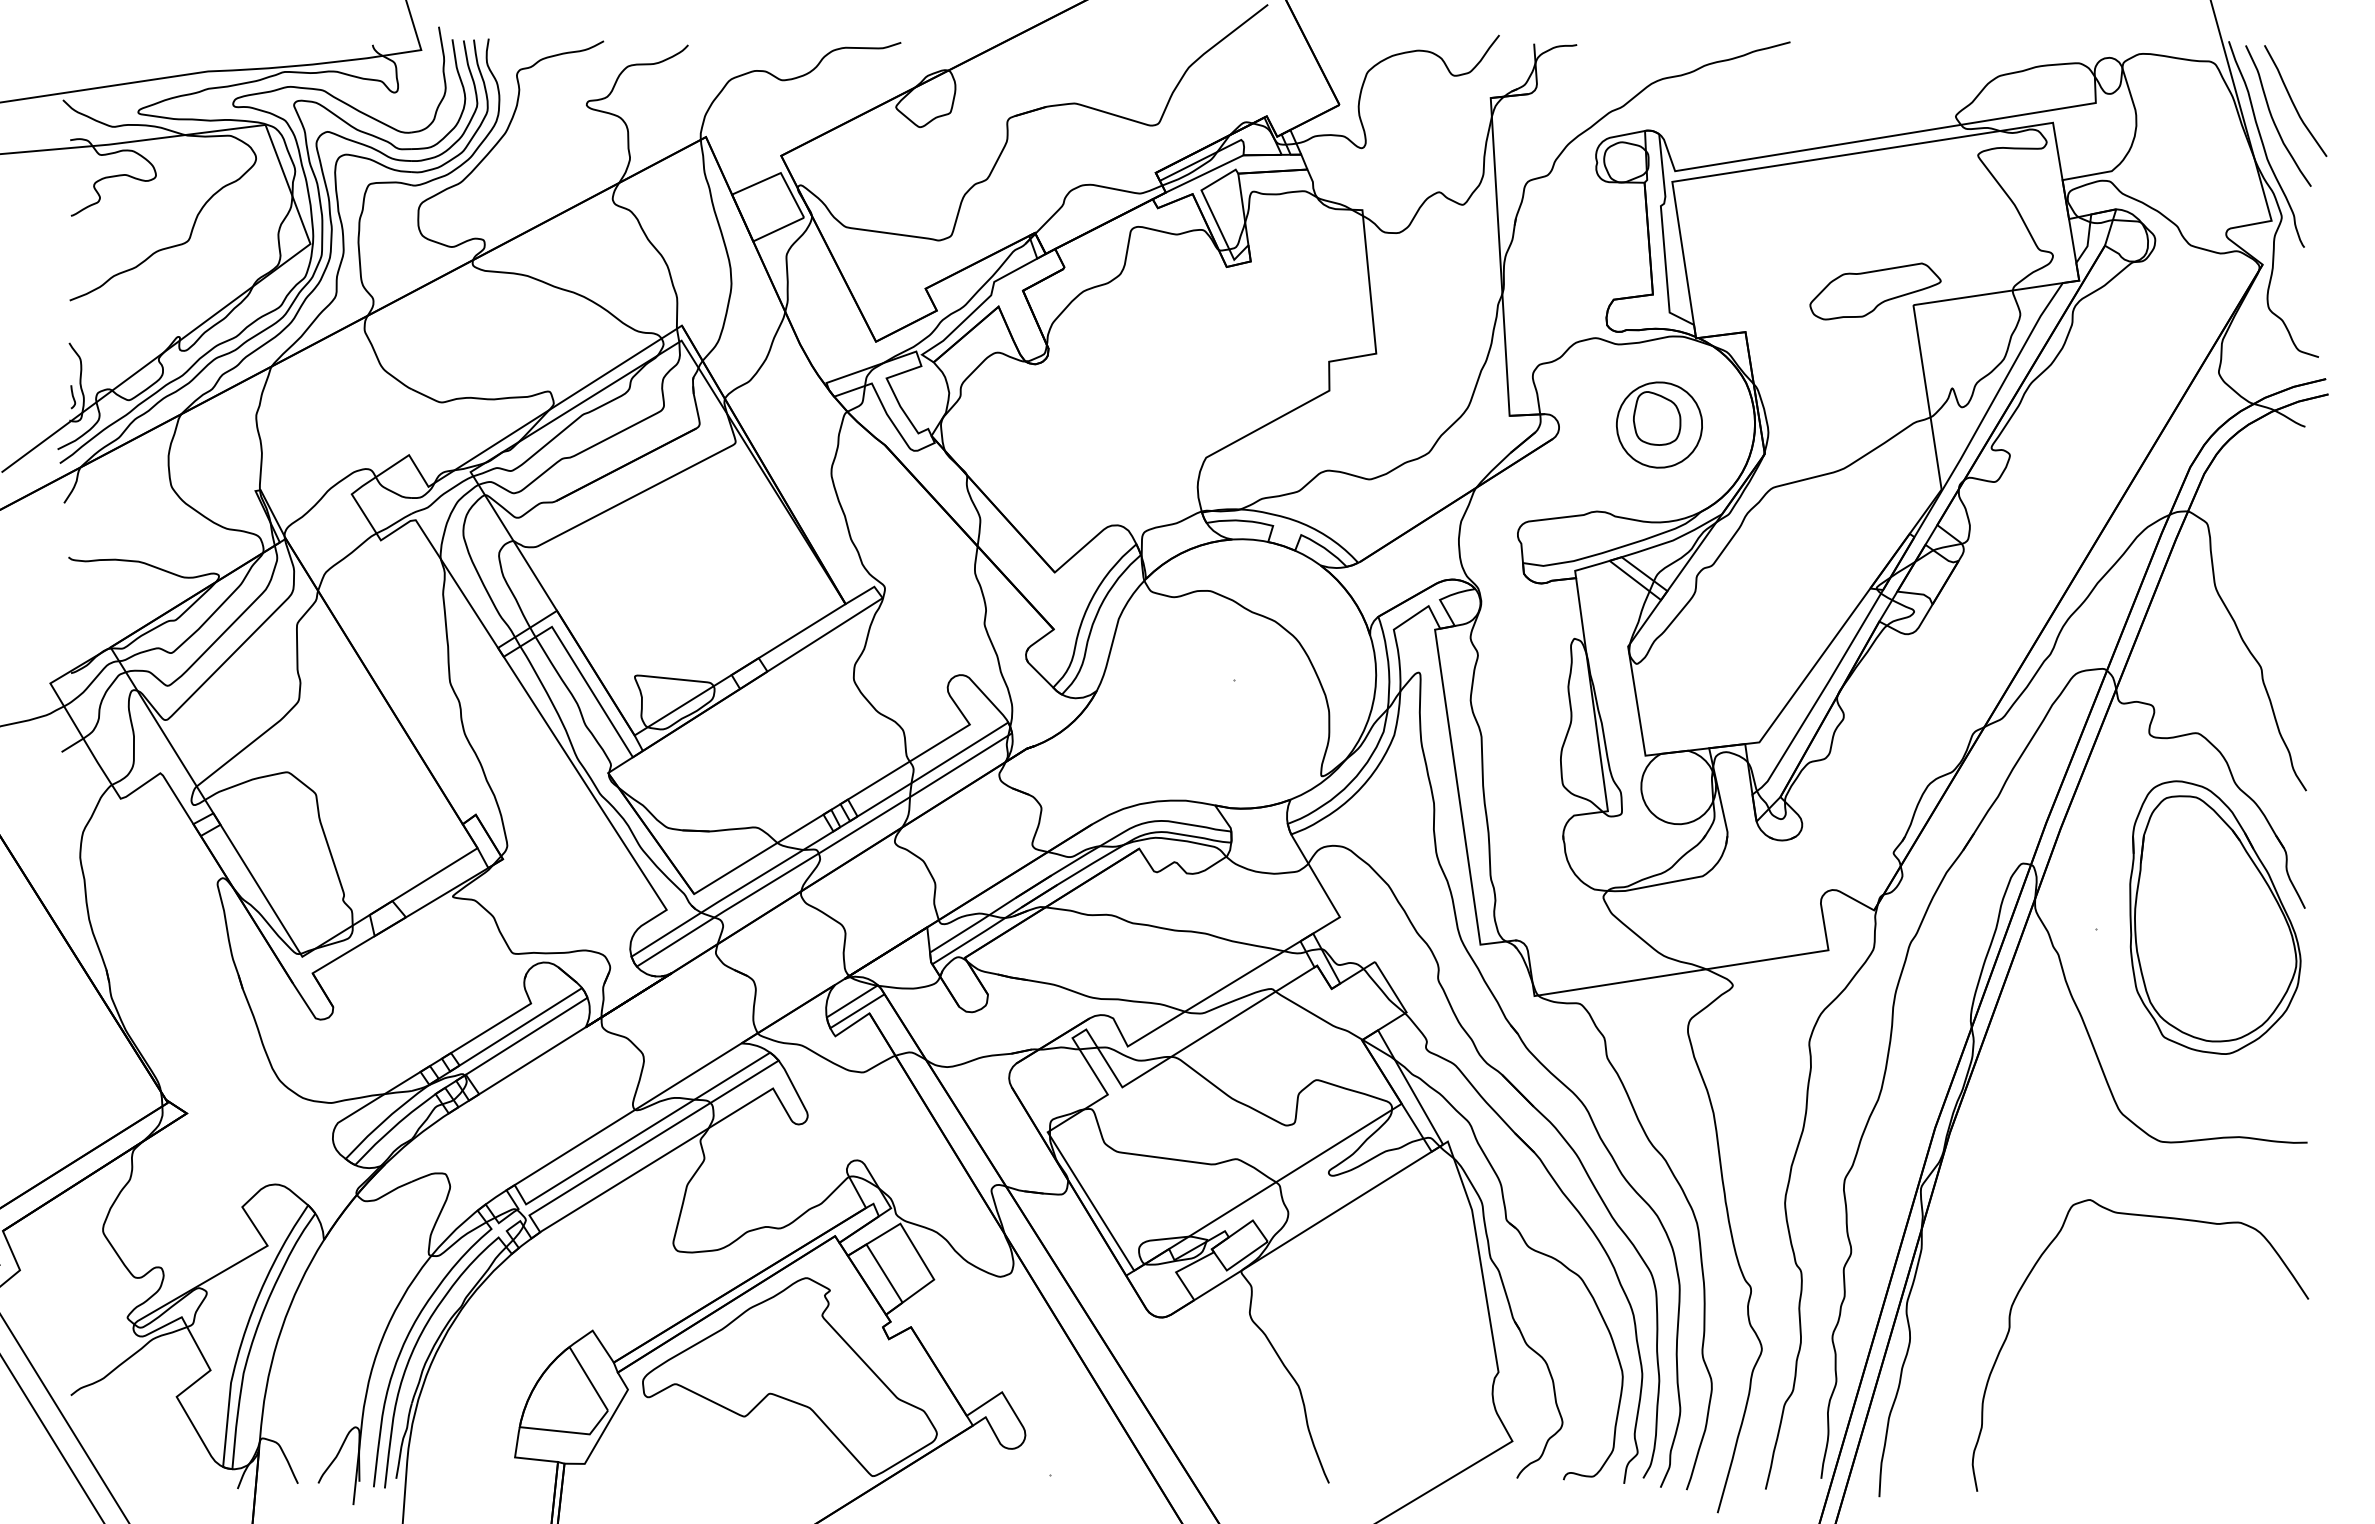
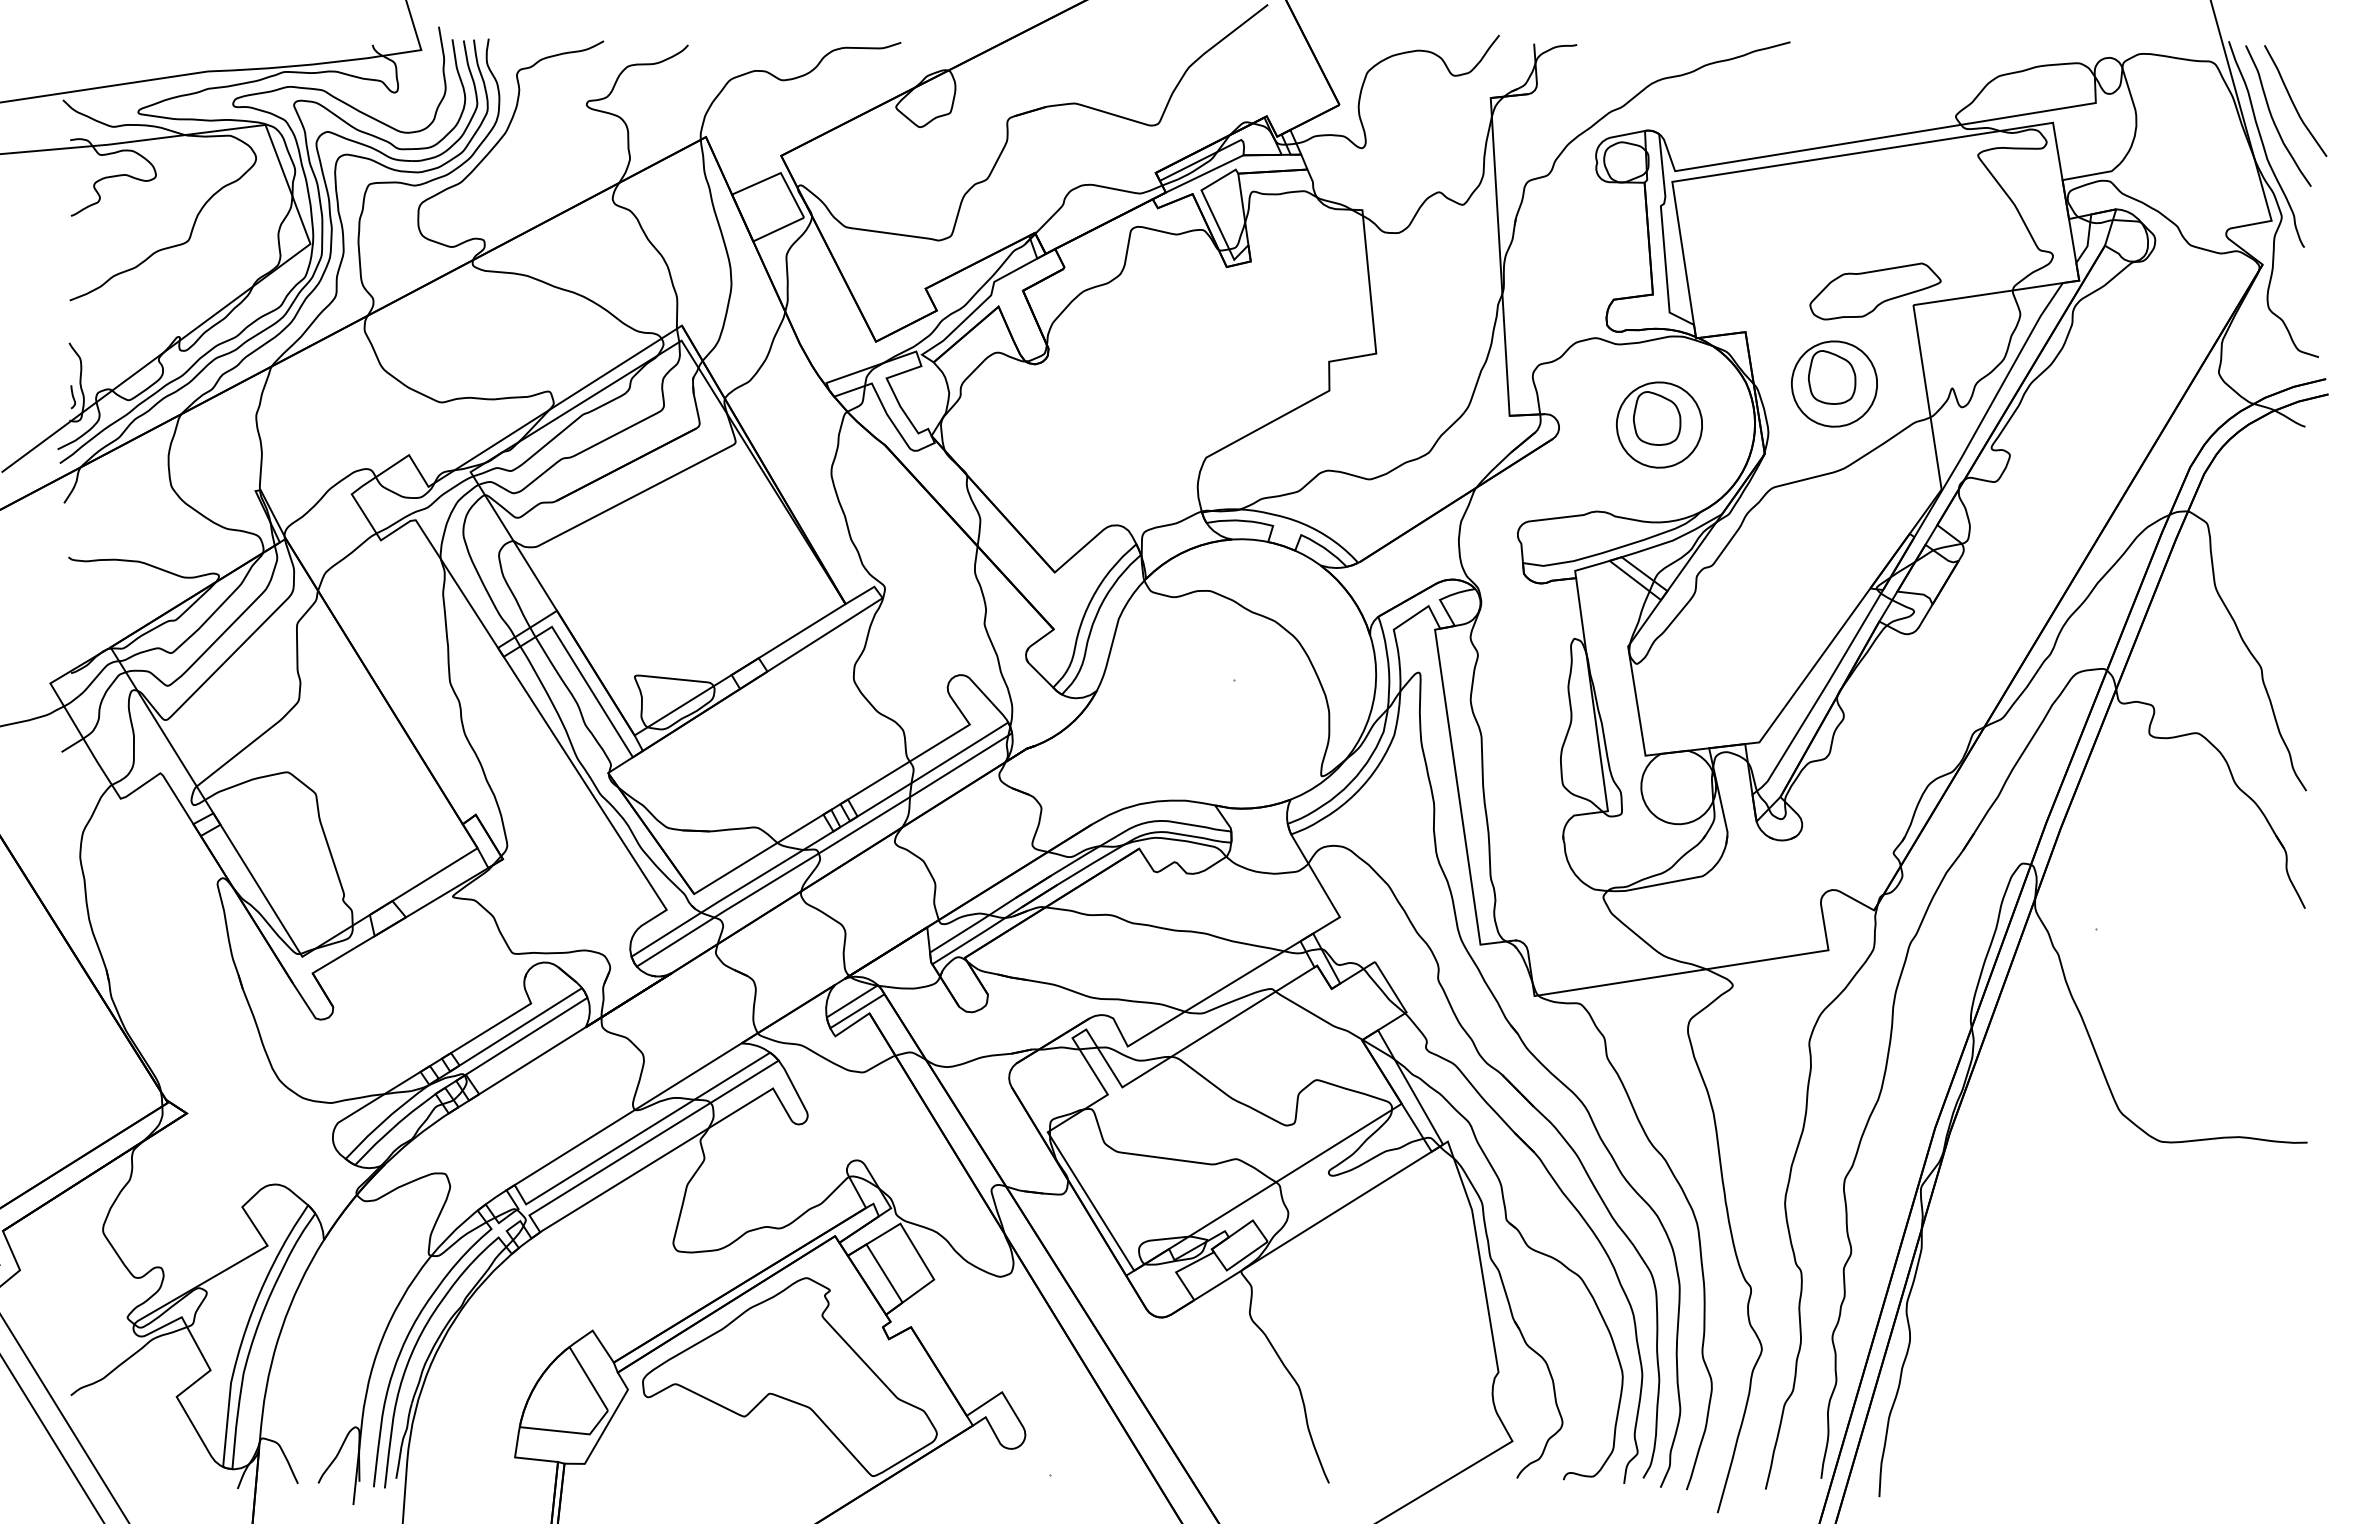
part: none -> present (1834, 383)
part: present -> none (2215, 917)
curve: present -> none (2151, 1217)
